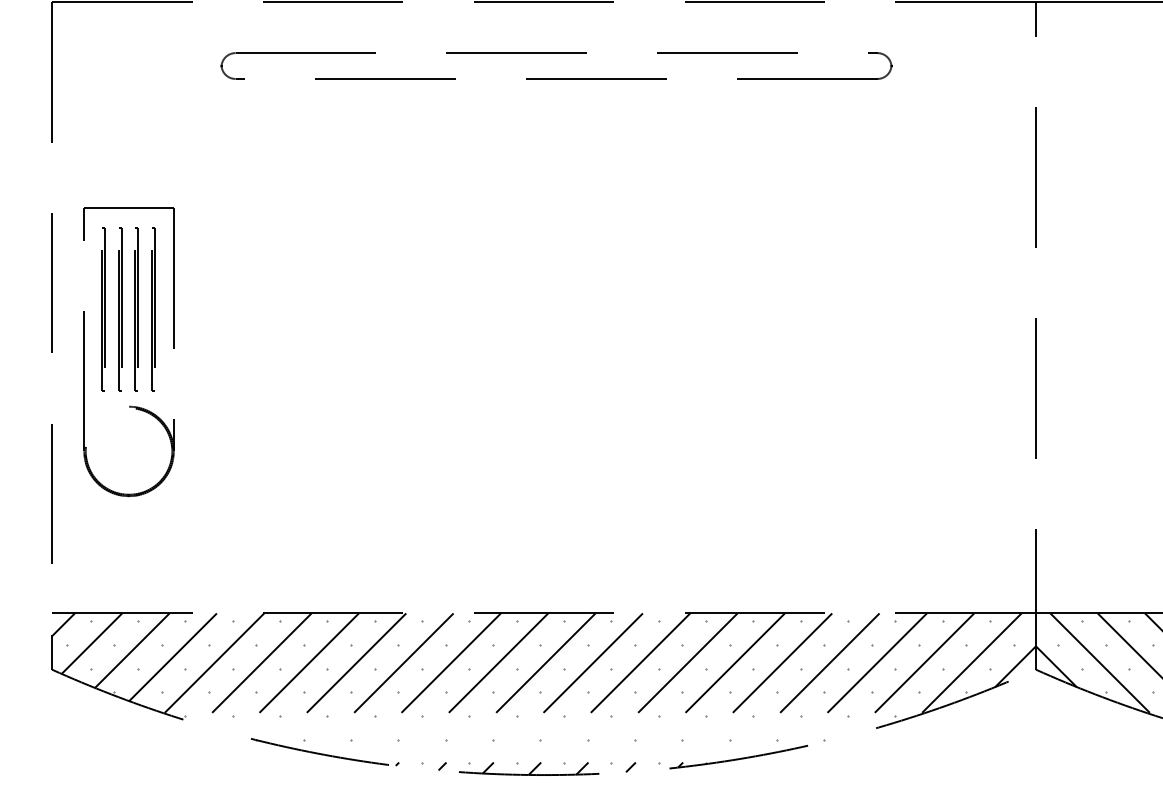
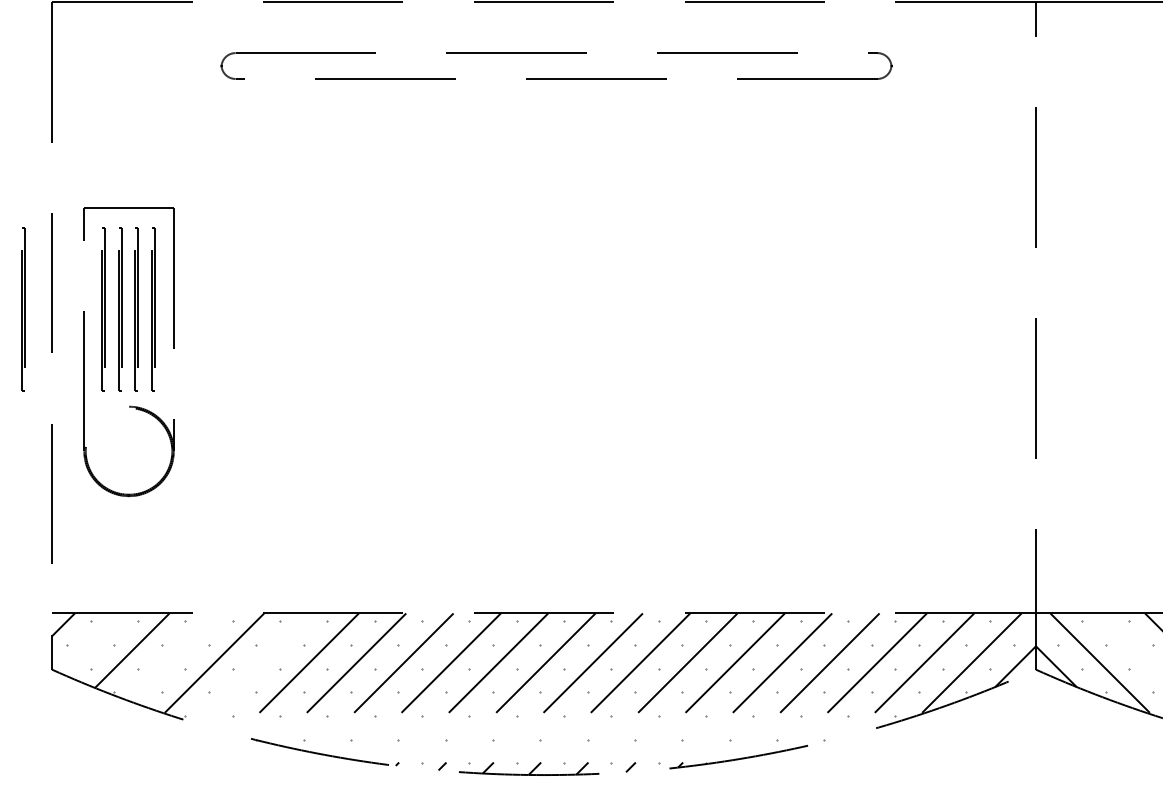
part: none -> present (23, 309)
line: present -> none (91, 643)
line: present -> none (1128, 644)
line: present -> none (172, 657)
line: present -> none (255, 668)
